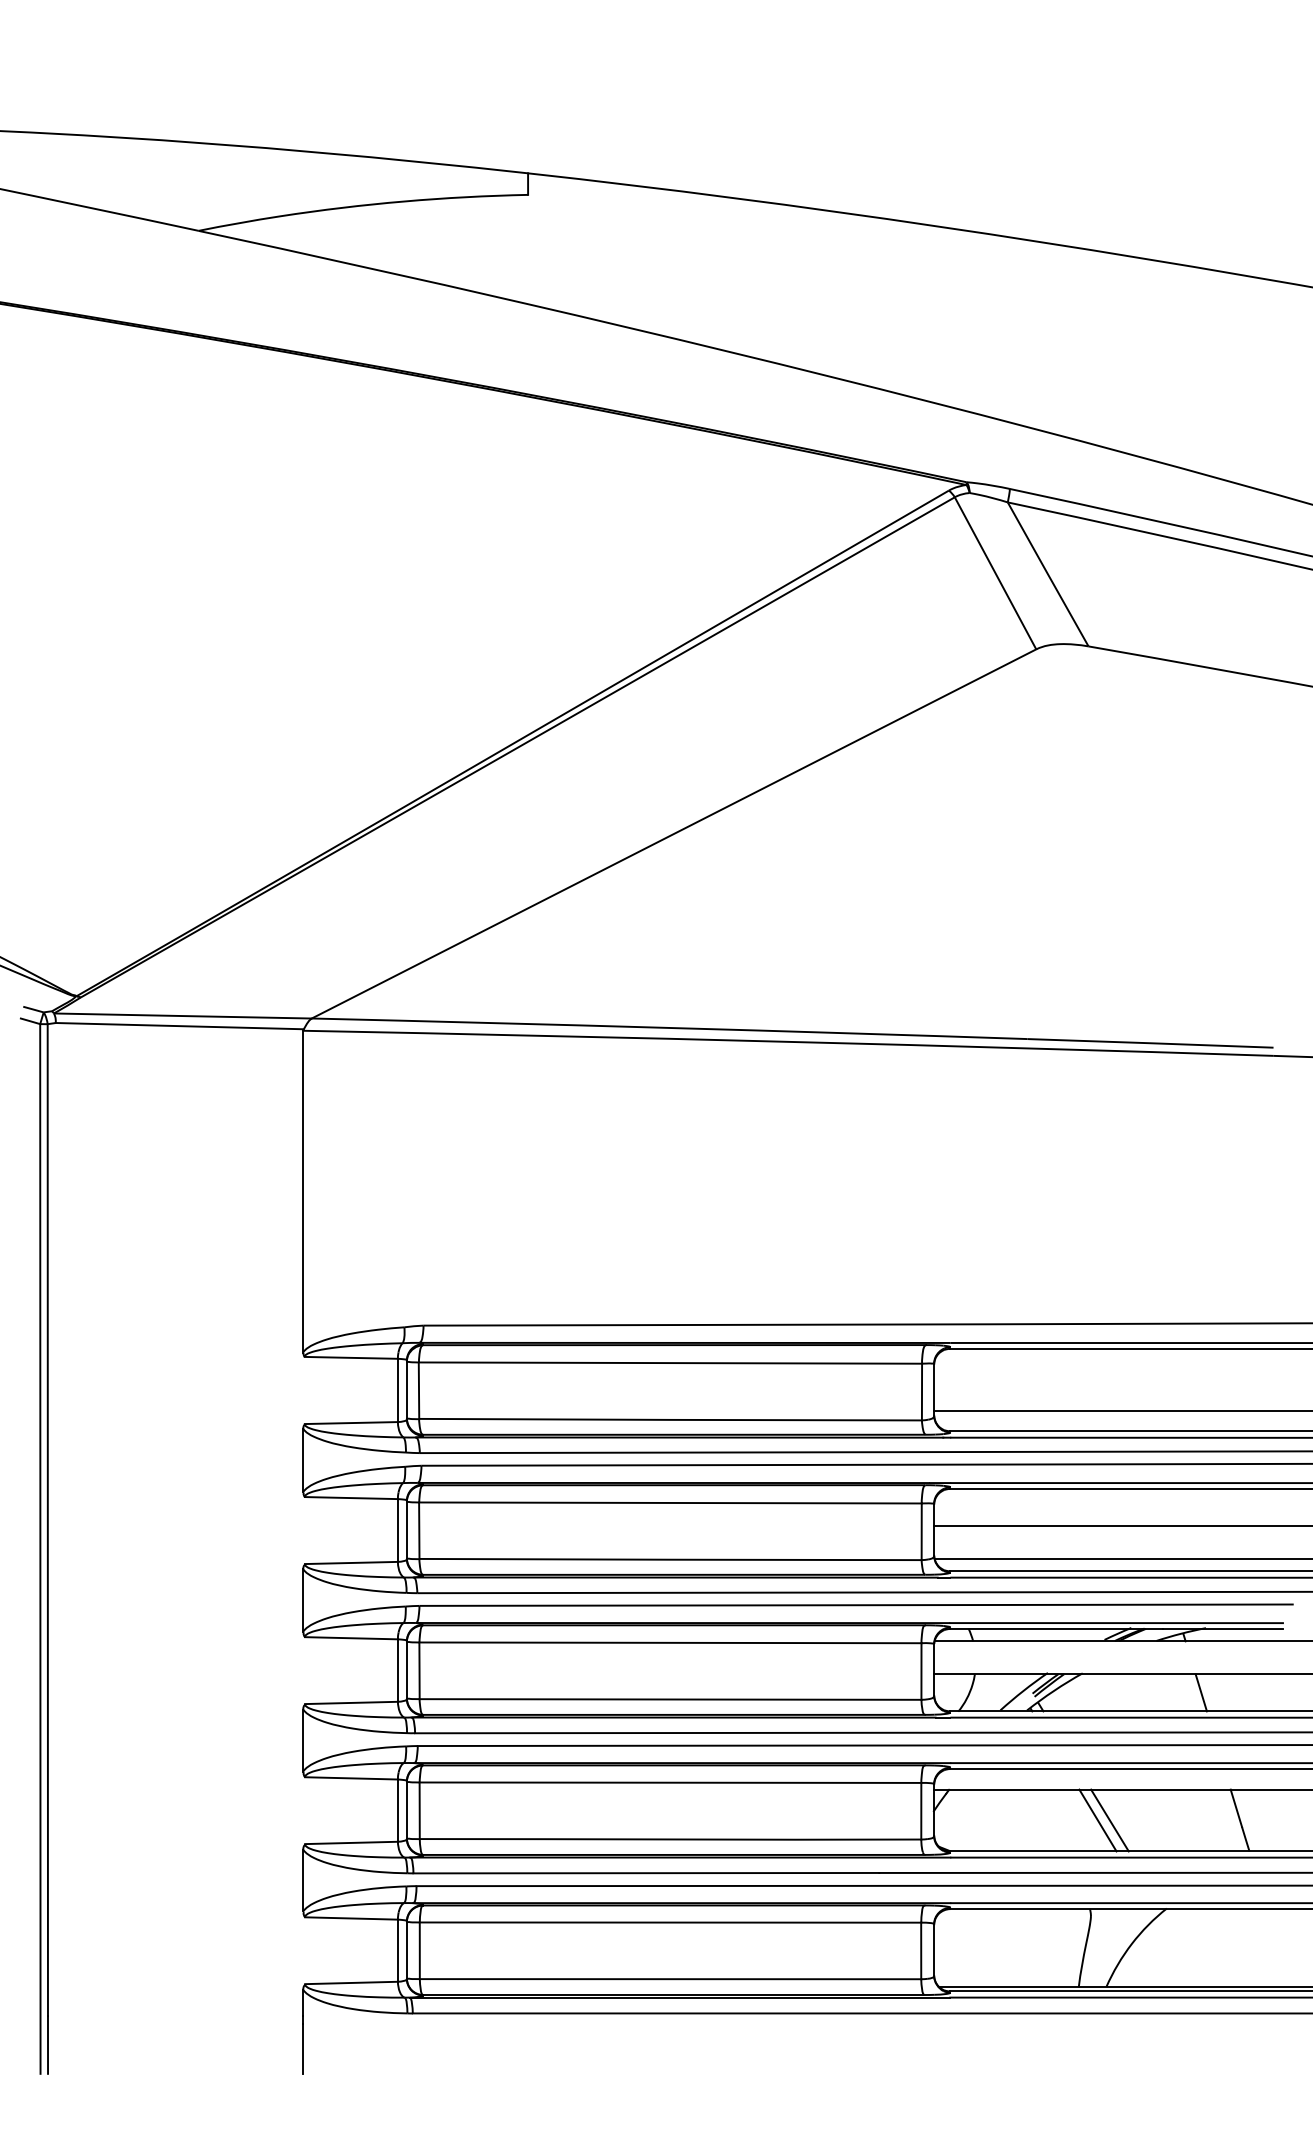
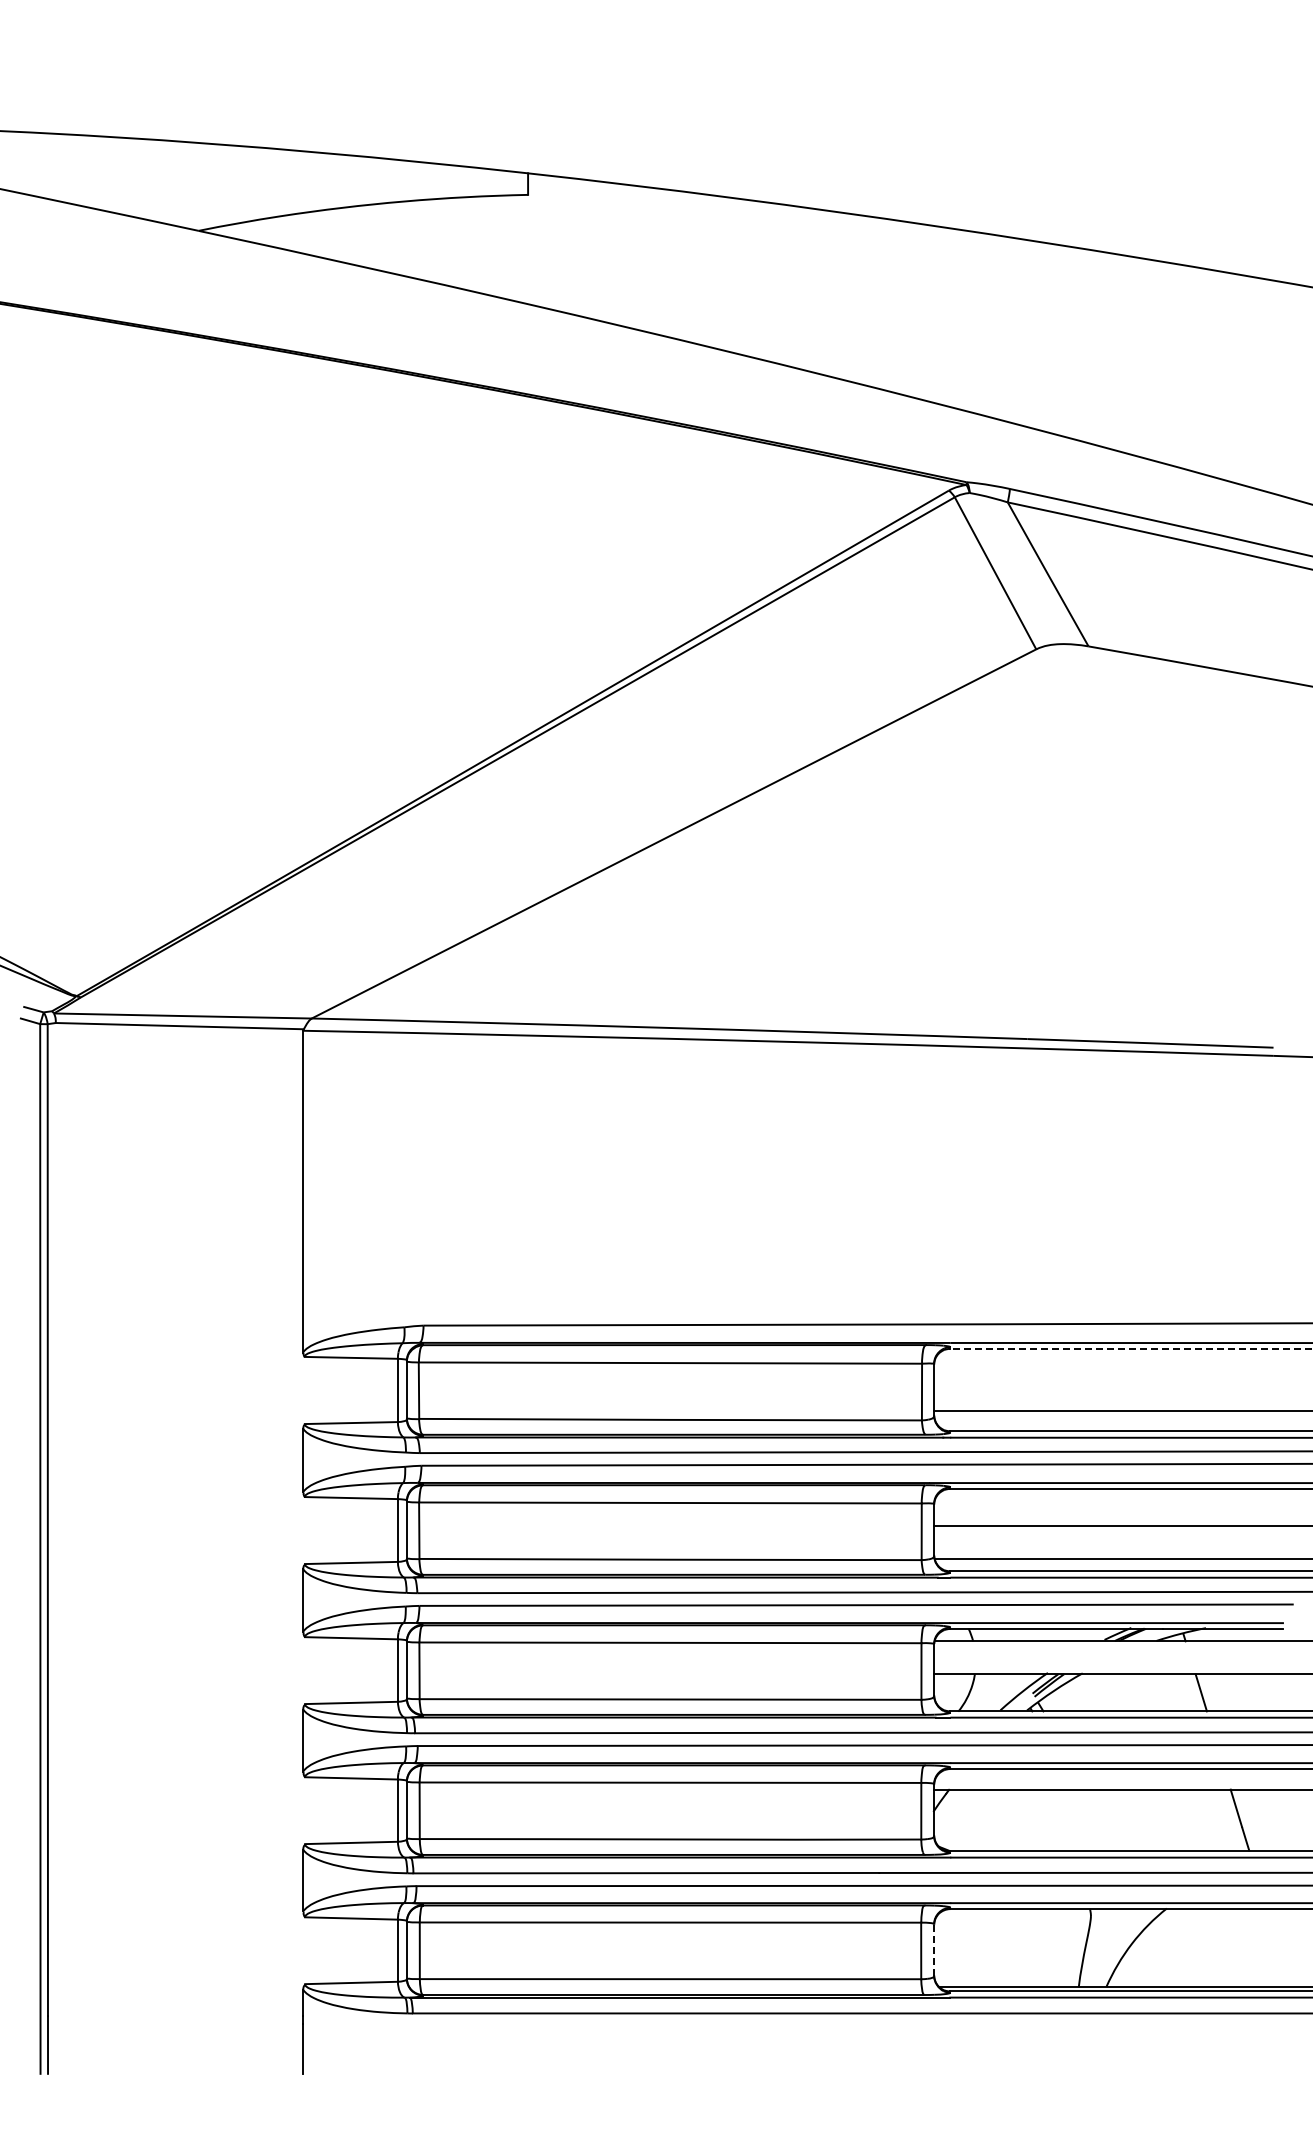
line: solid -> dashed (1131, 1348)
line: present -> none (1097, 1820)
line: present -> none (1109, 1820)
line: solid -> dashed (934, 1949)
